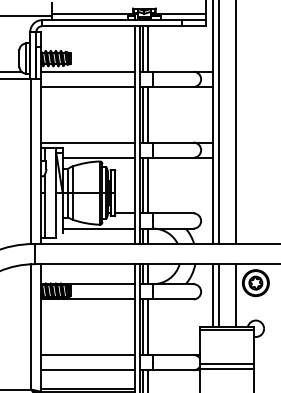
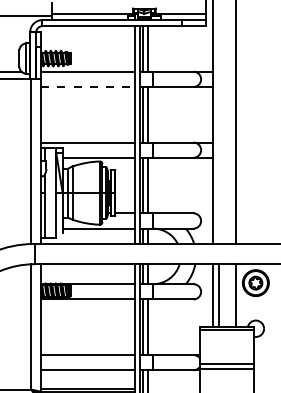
line: solid -> dashed (88, 86)
line: present -> none (219, 122)
